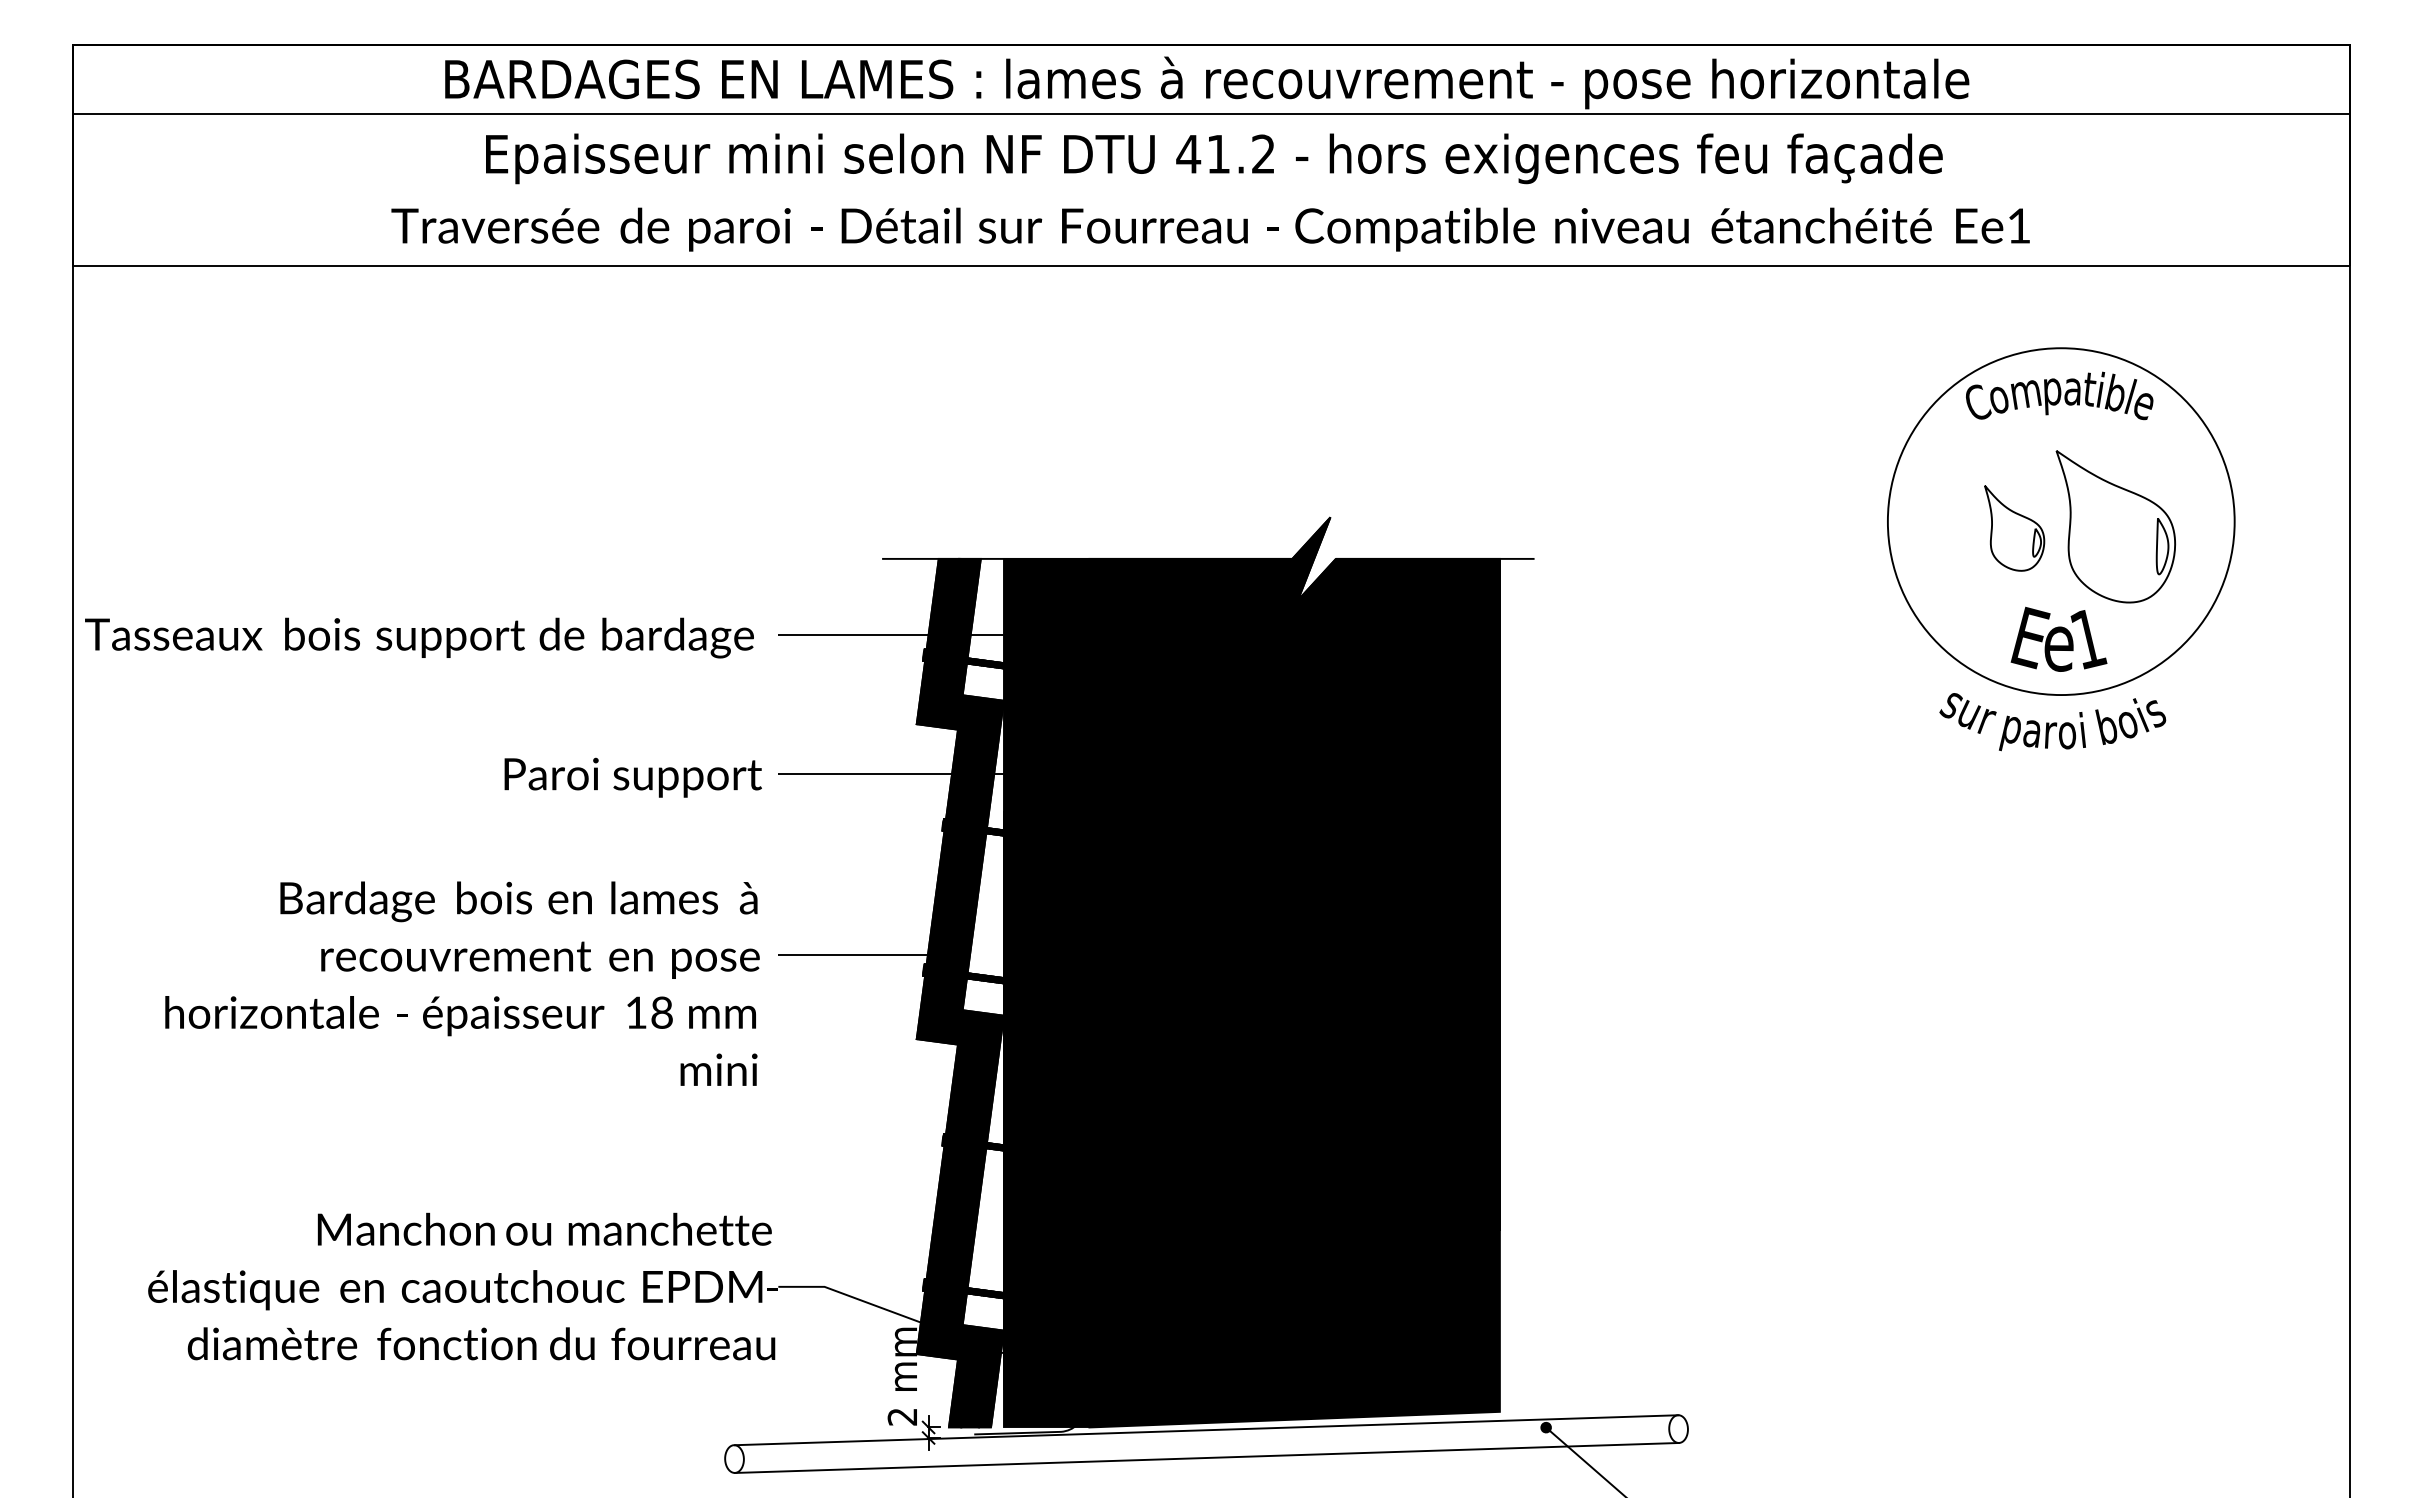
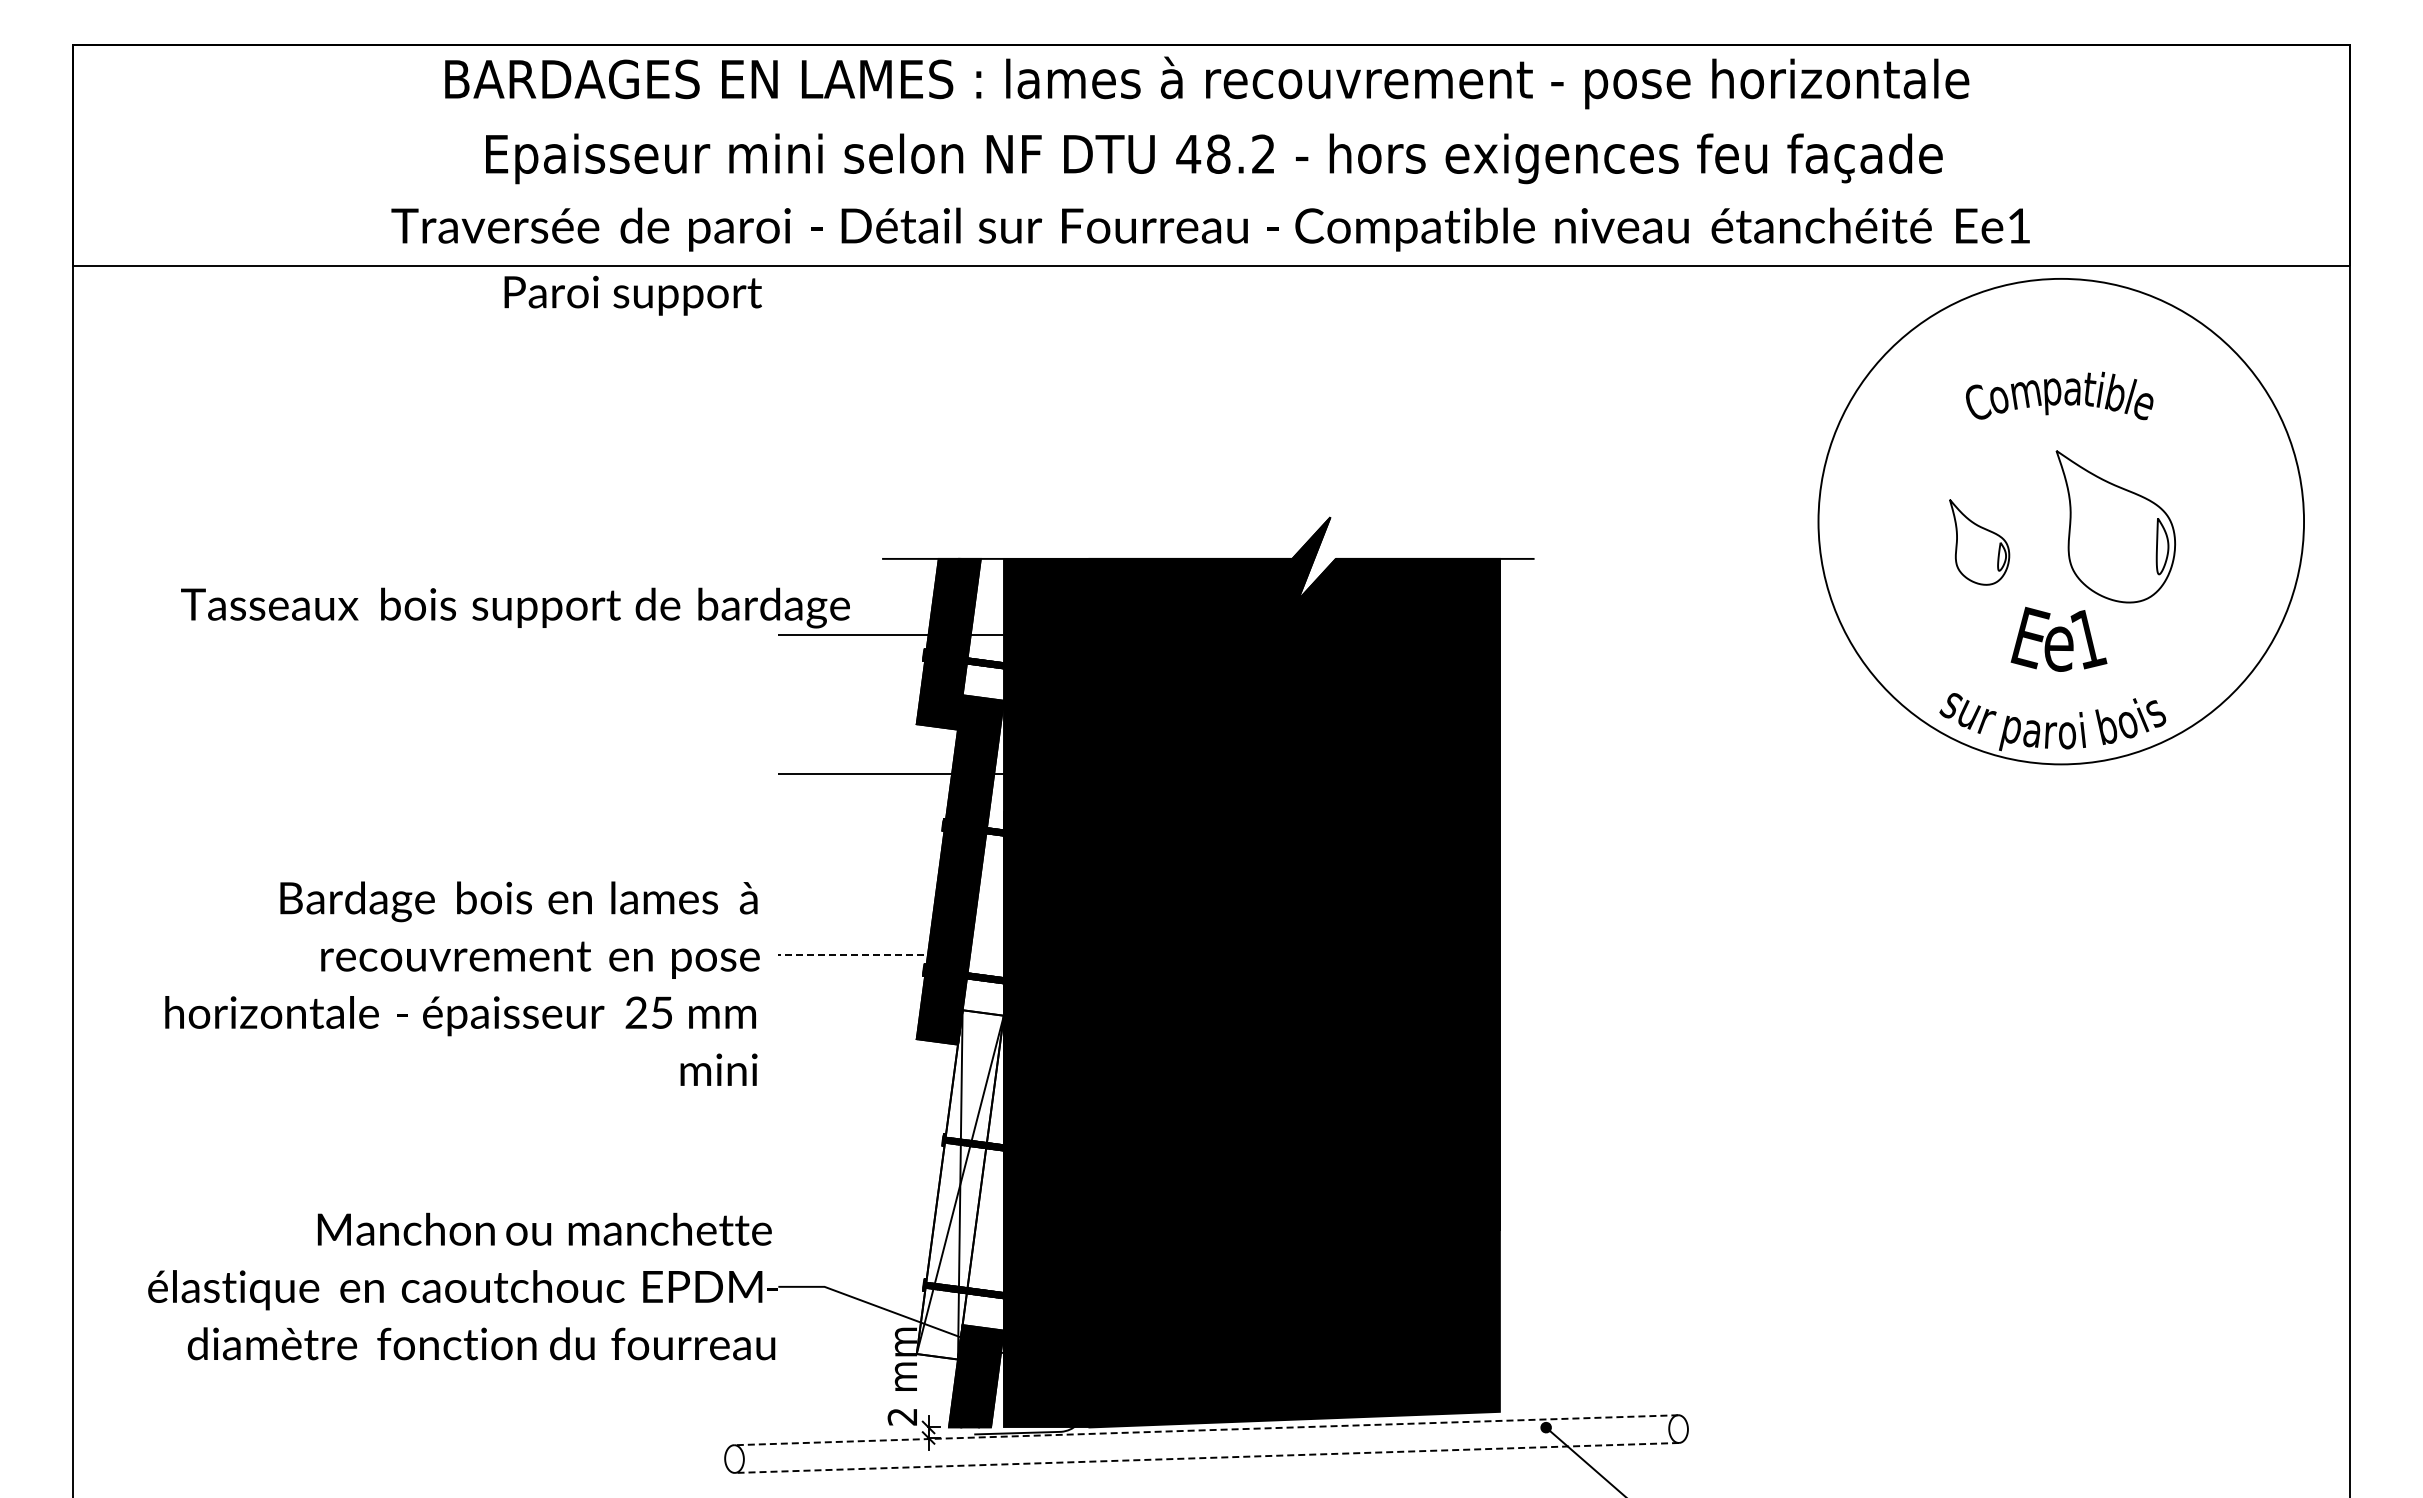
line: present -> none (1211, 114)
text: 41.2 -> 48.2 (1218, 153)
circle diameter: 347 px -> 486 px (2061, 521)
part position: (2014, 528) -> (1979, 542) (1979, 542)
text position: (419, 637) -> (515, 607) (515, 607)
text position: (632, 777) -> (632, 295) (632, 295)
line: solid -> dashed (861, 955)
text: 18 -> 25 (648, 1012)
fill: present -> none (959, 1184)
line: solid -> dashed (1206, 1430)
line: solid -> dashed (1206, 1457)
